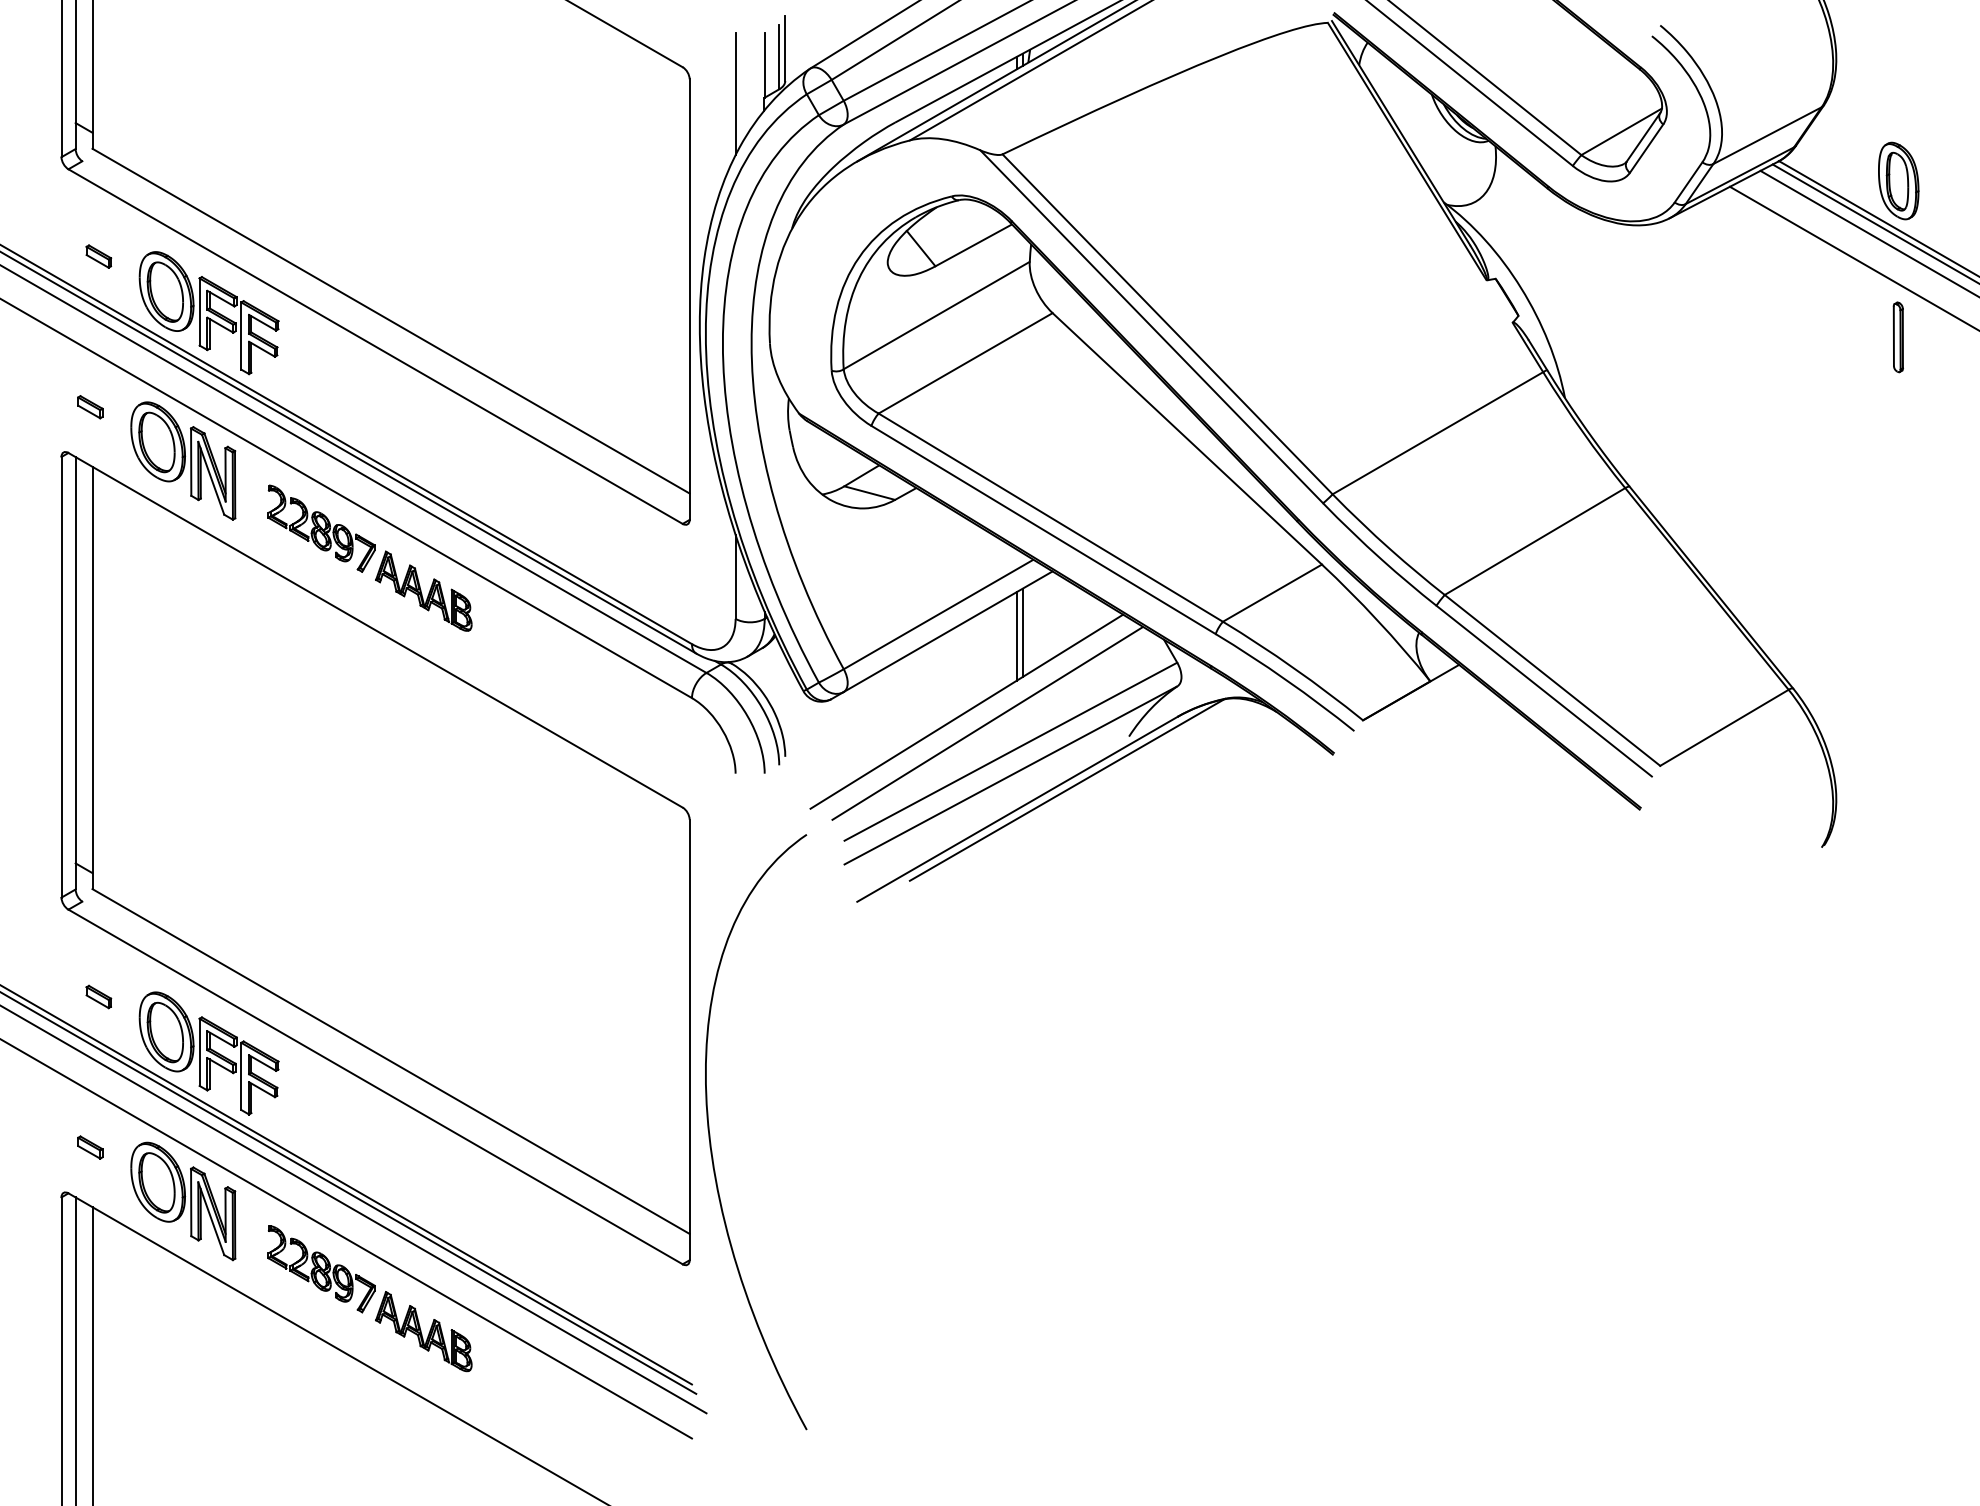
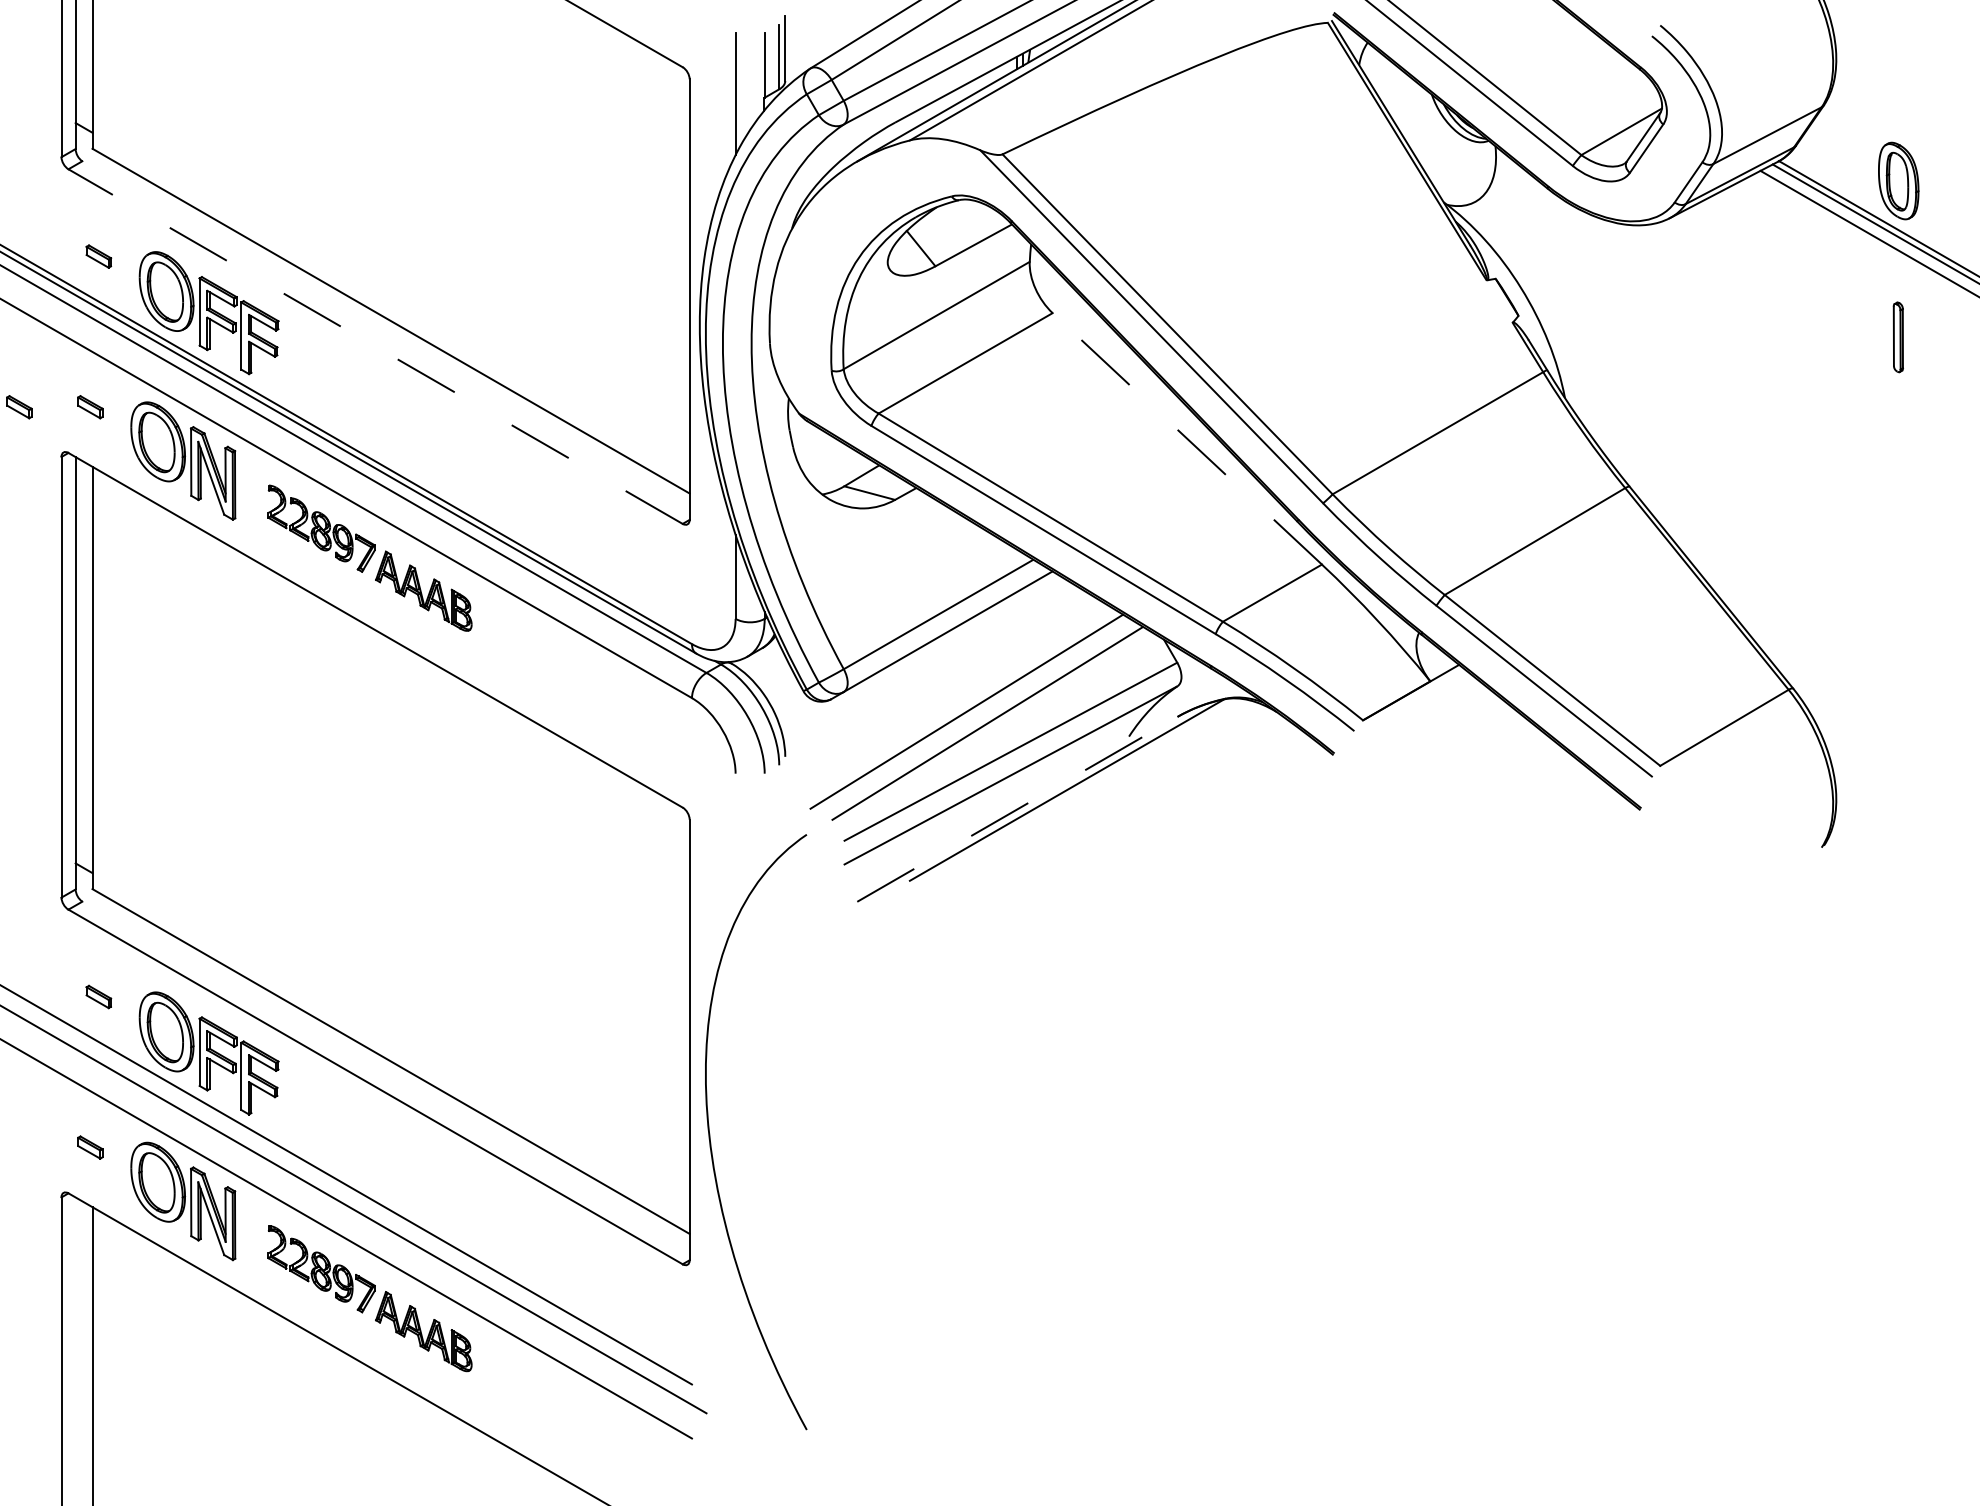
line: present -> none (1852, 257)
line: solid -> dashed (375, 346)
part: none -> present (19, 407)
line: solid -> dashed (1186, 438)
line: present -> none (1022, 632)
line: present -> none (1016, 636)
line: solid -> dashed (1017, 809)
line: present -> none (349, 1193)
line: present -> none (75, 1349)
